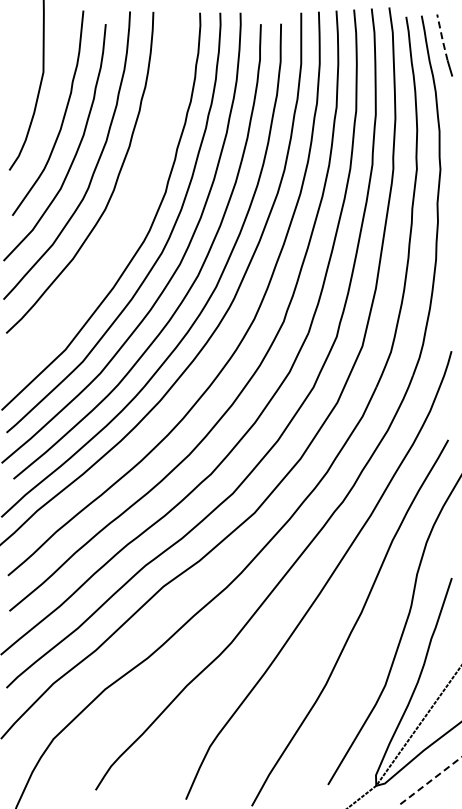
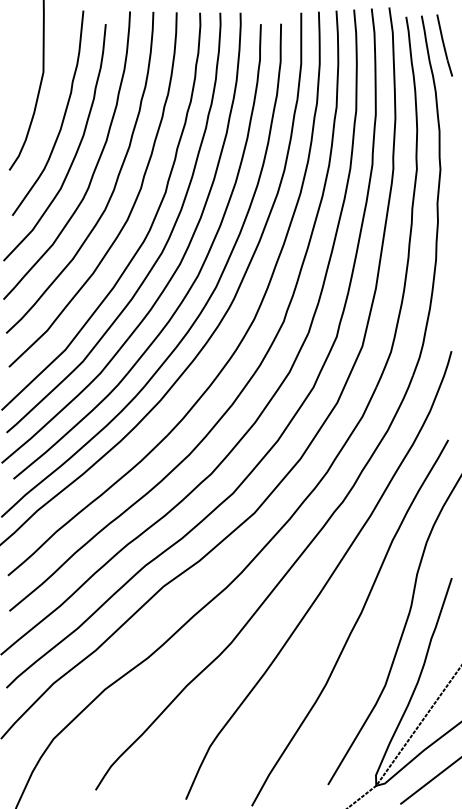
line: dashed -> solid (442, 37)
curve: none -> present (131, 207)
line: dashed -> solid (431, 780)
